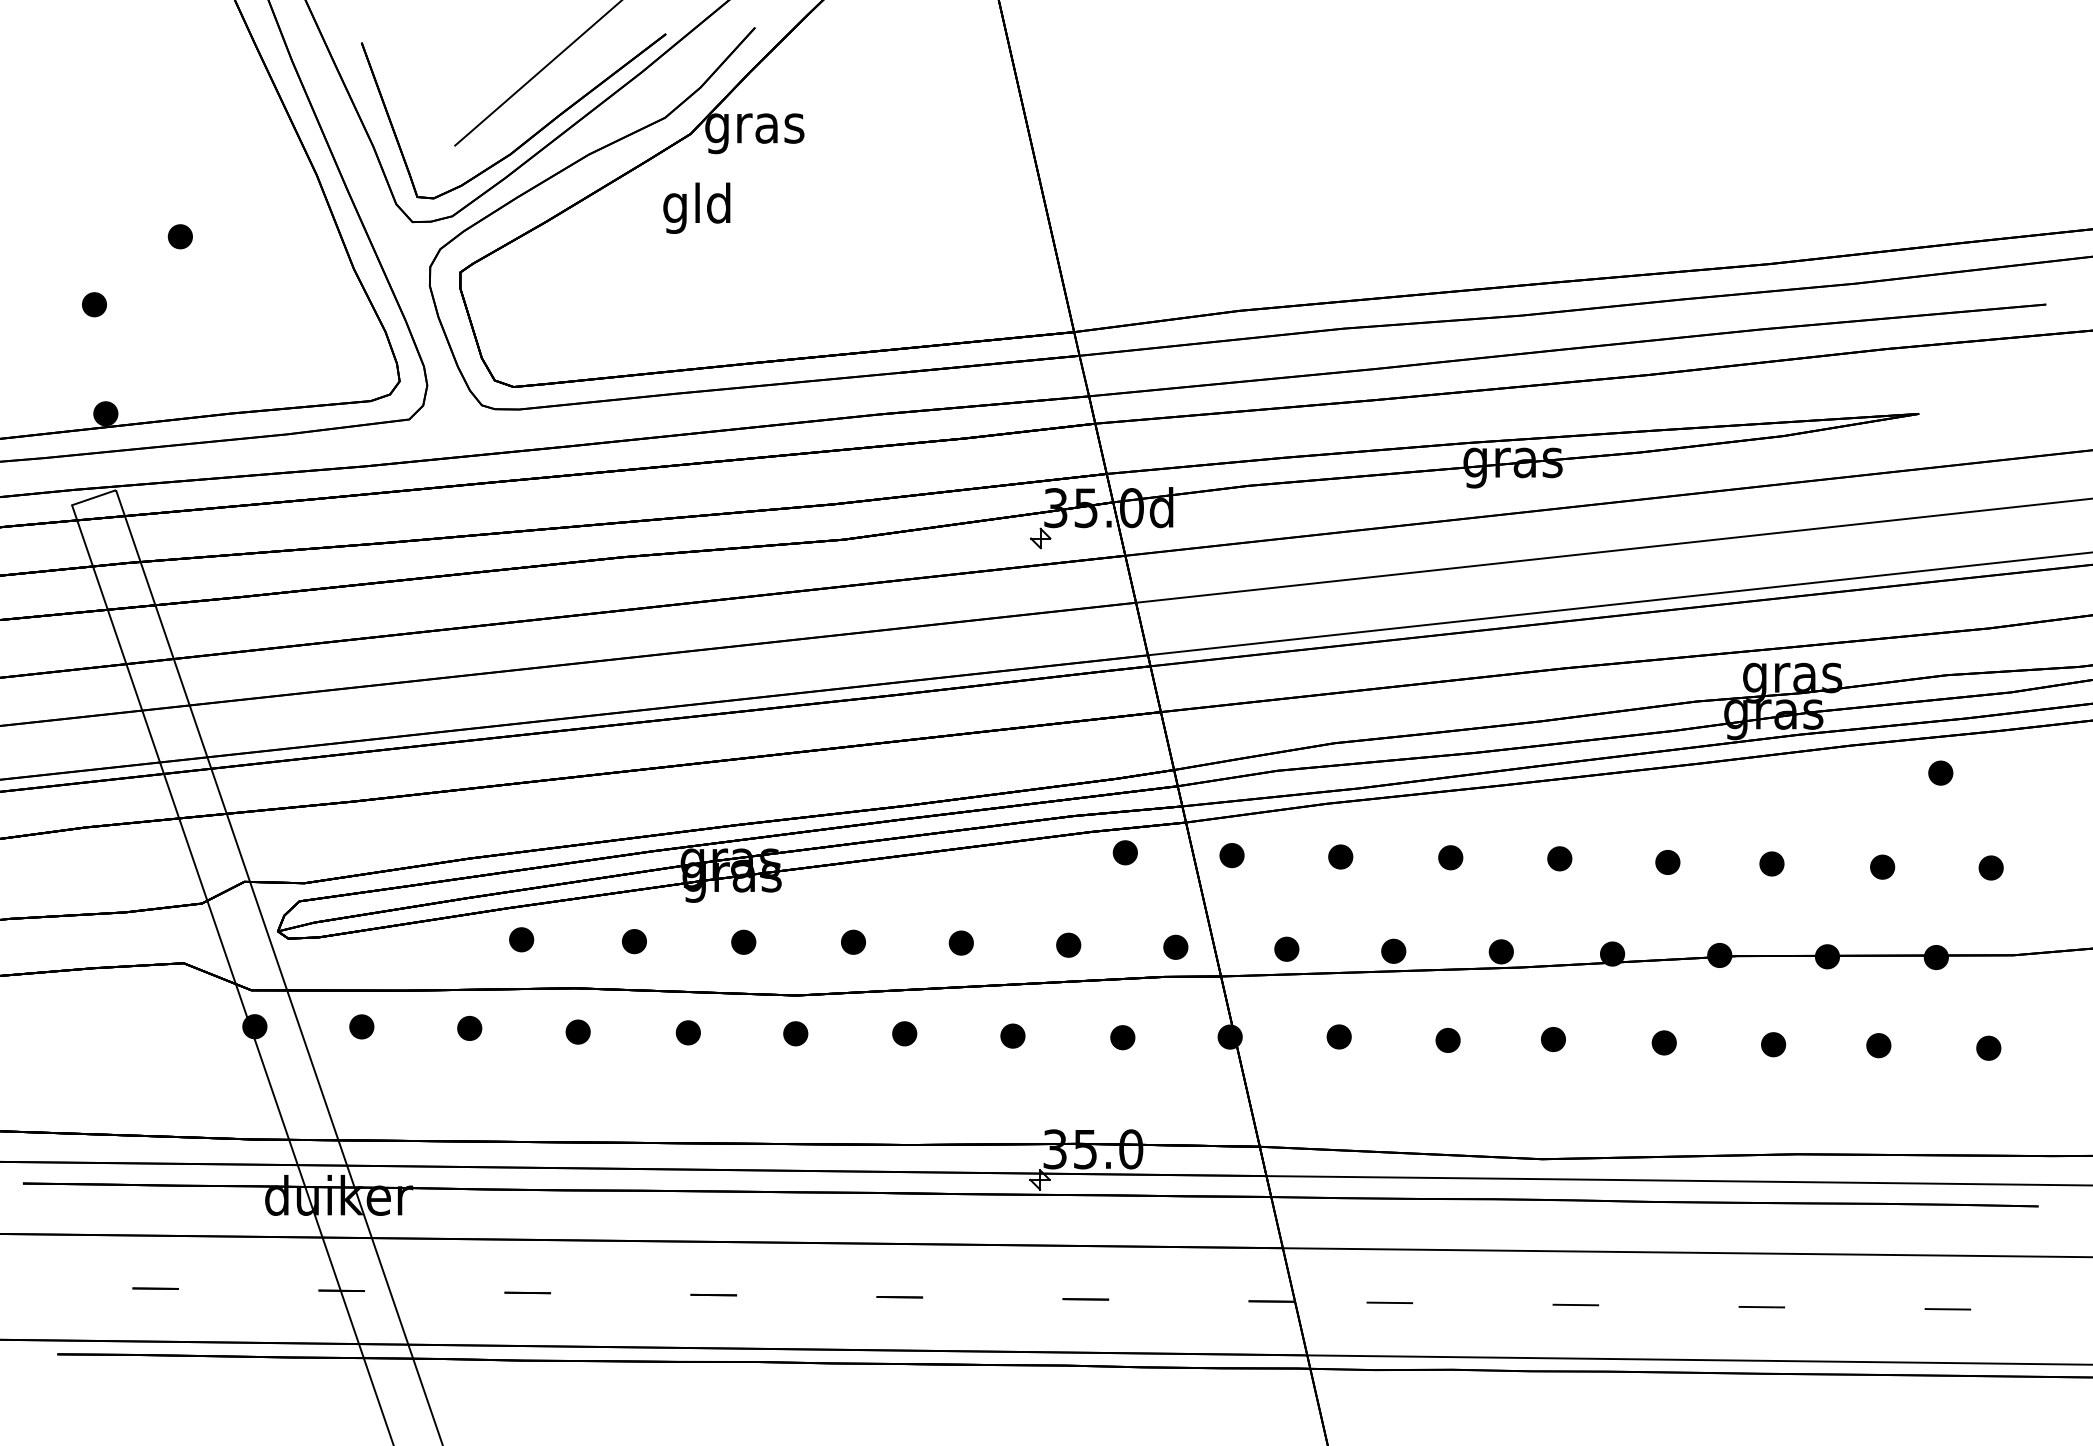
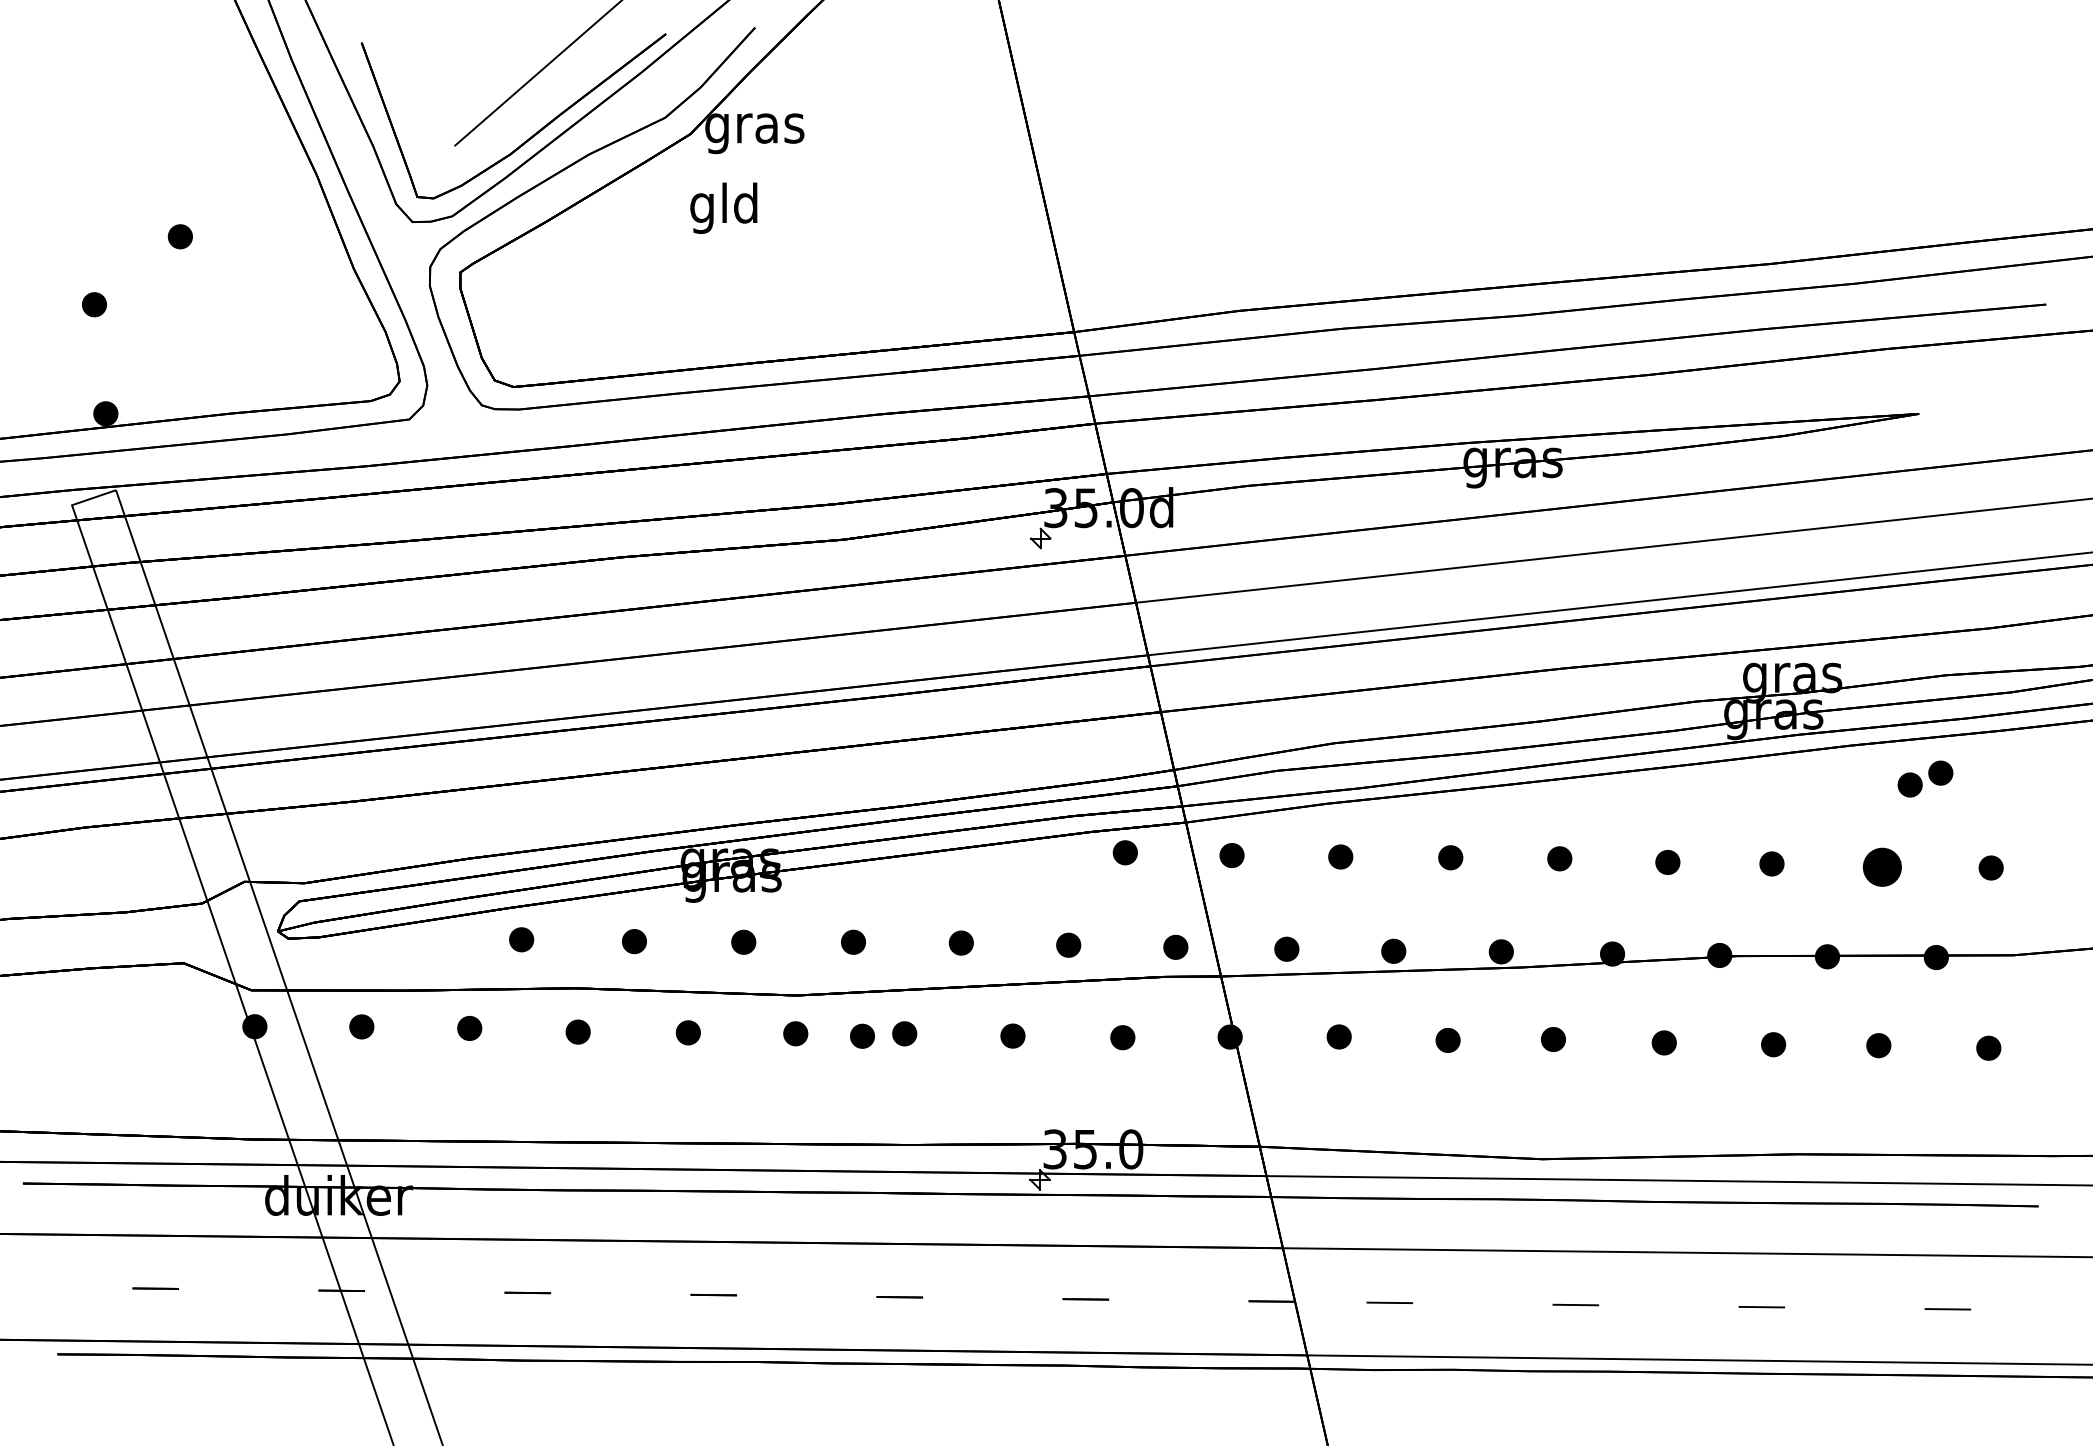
text position: (696, 207) -> (723, 207) (723, 207)
part: none -> present (1909, 784)
part size: 26x26 px -> 40x40 px (1881, 866)
part: none -> present (862, 1035)
